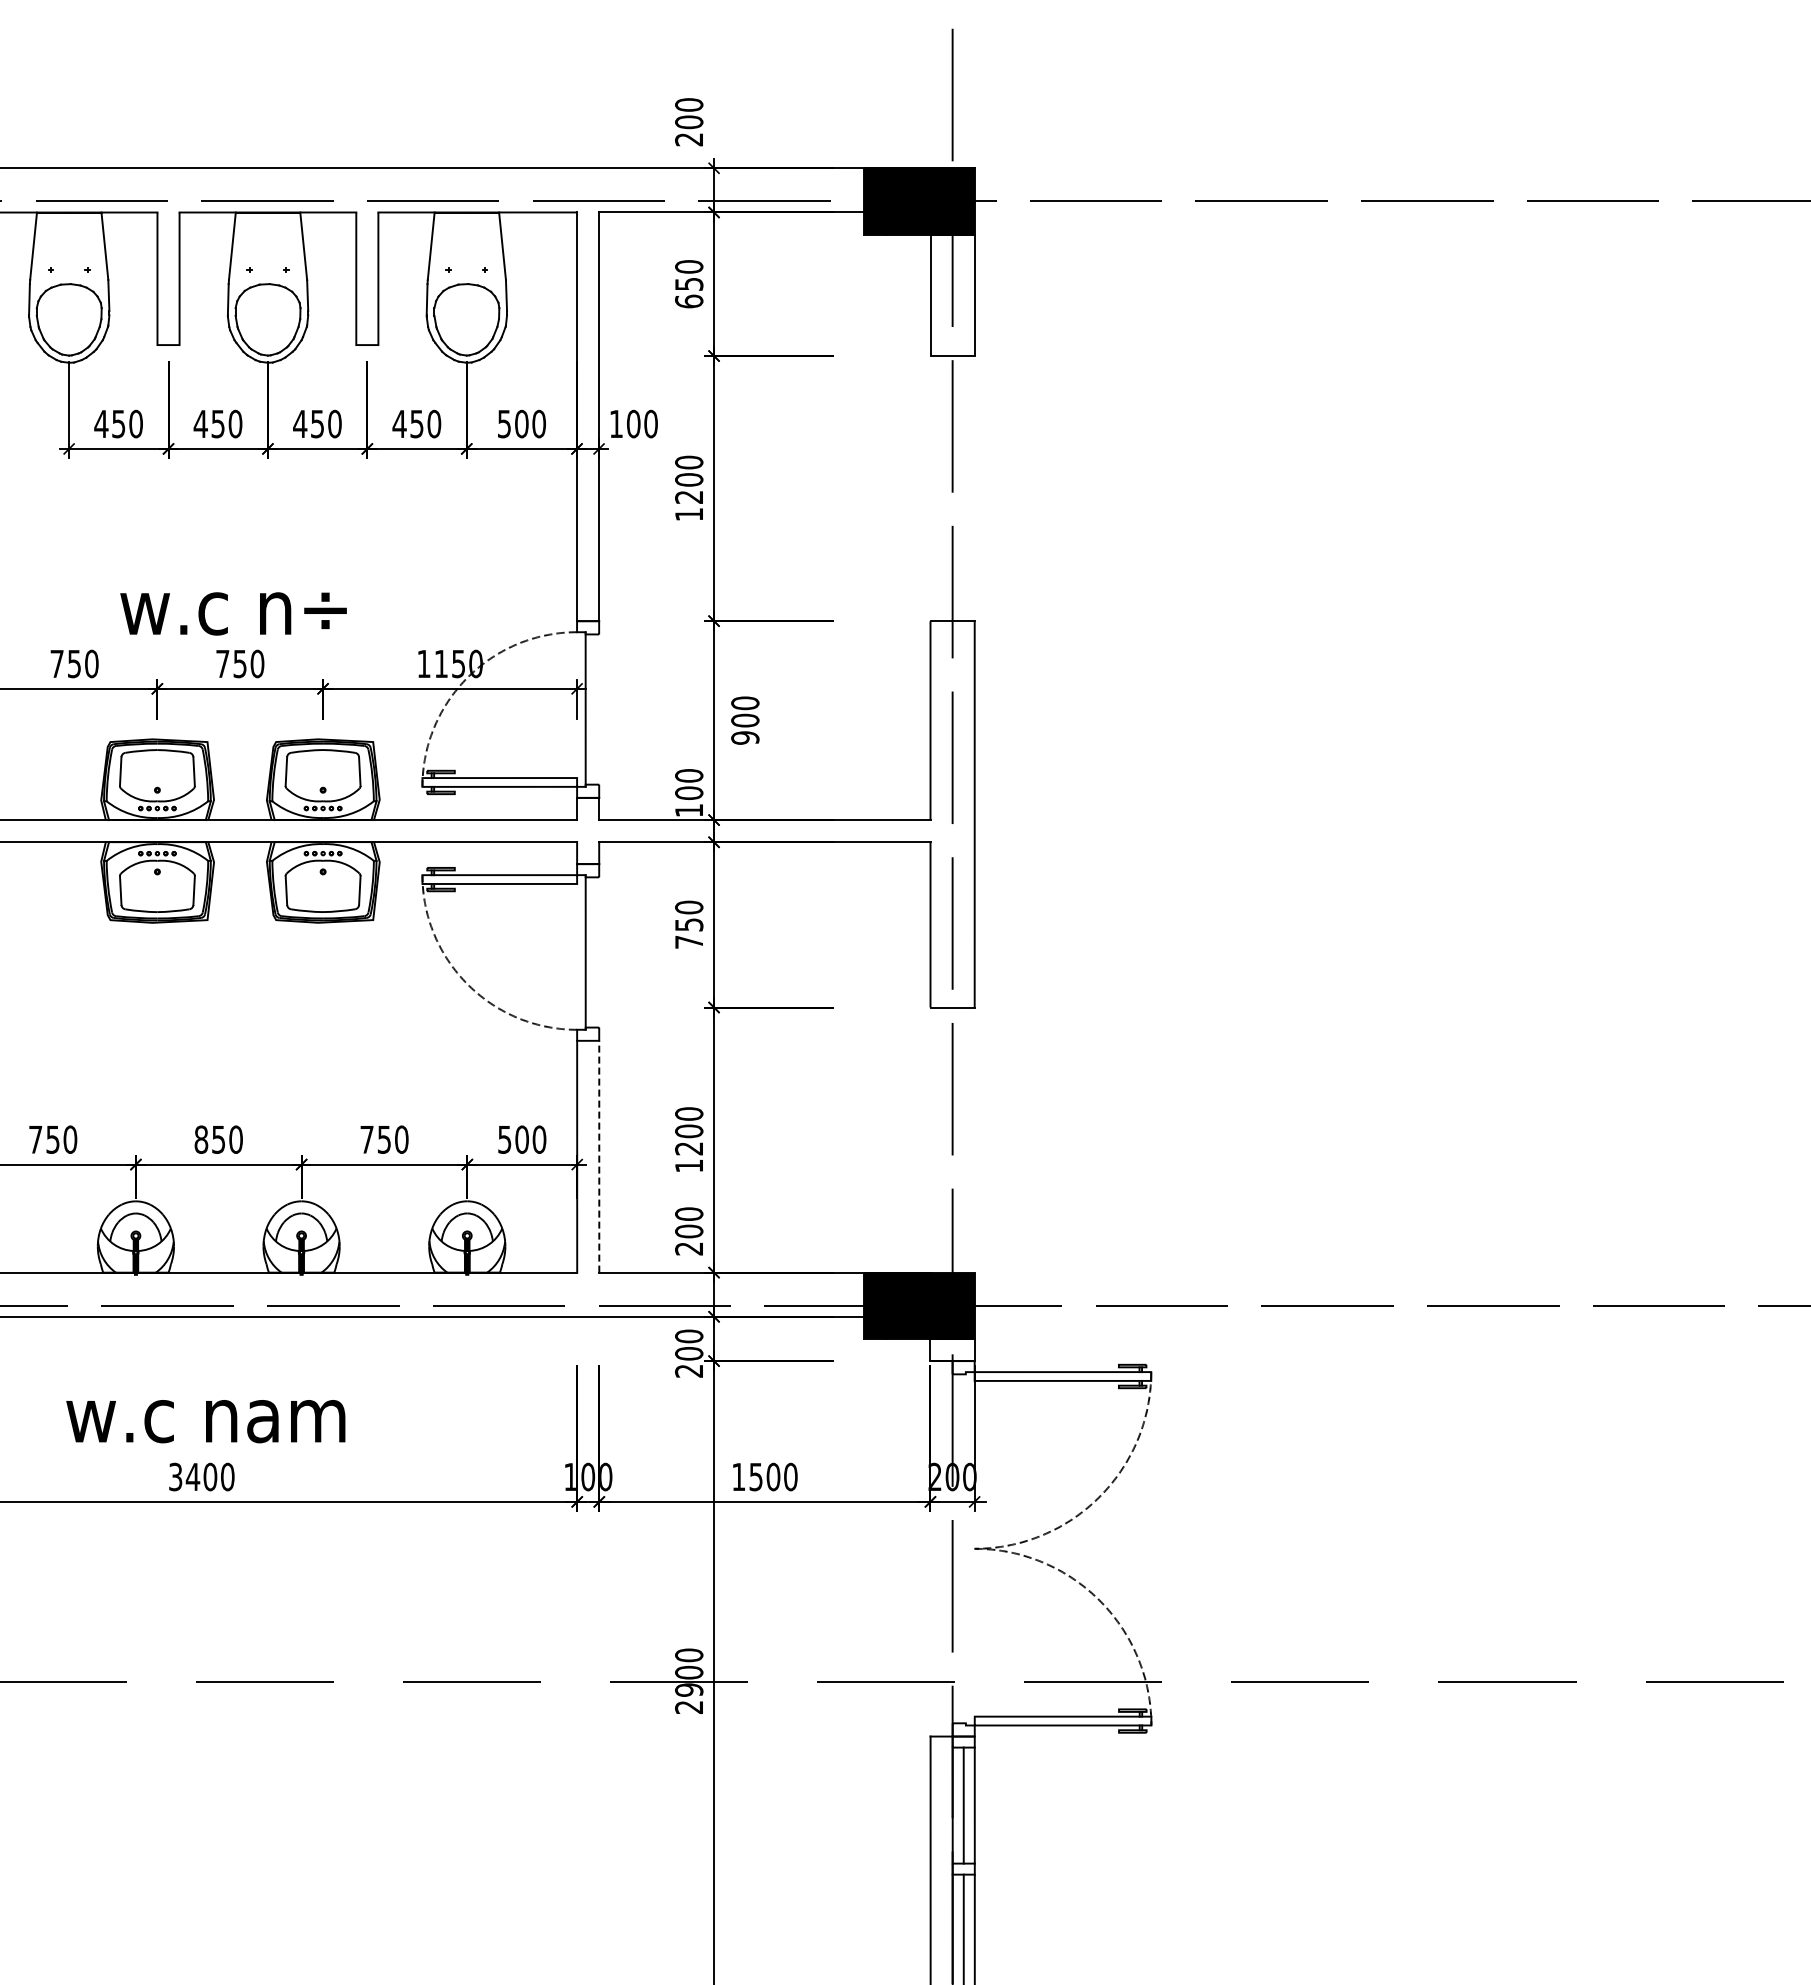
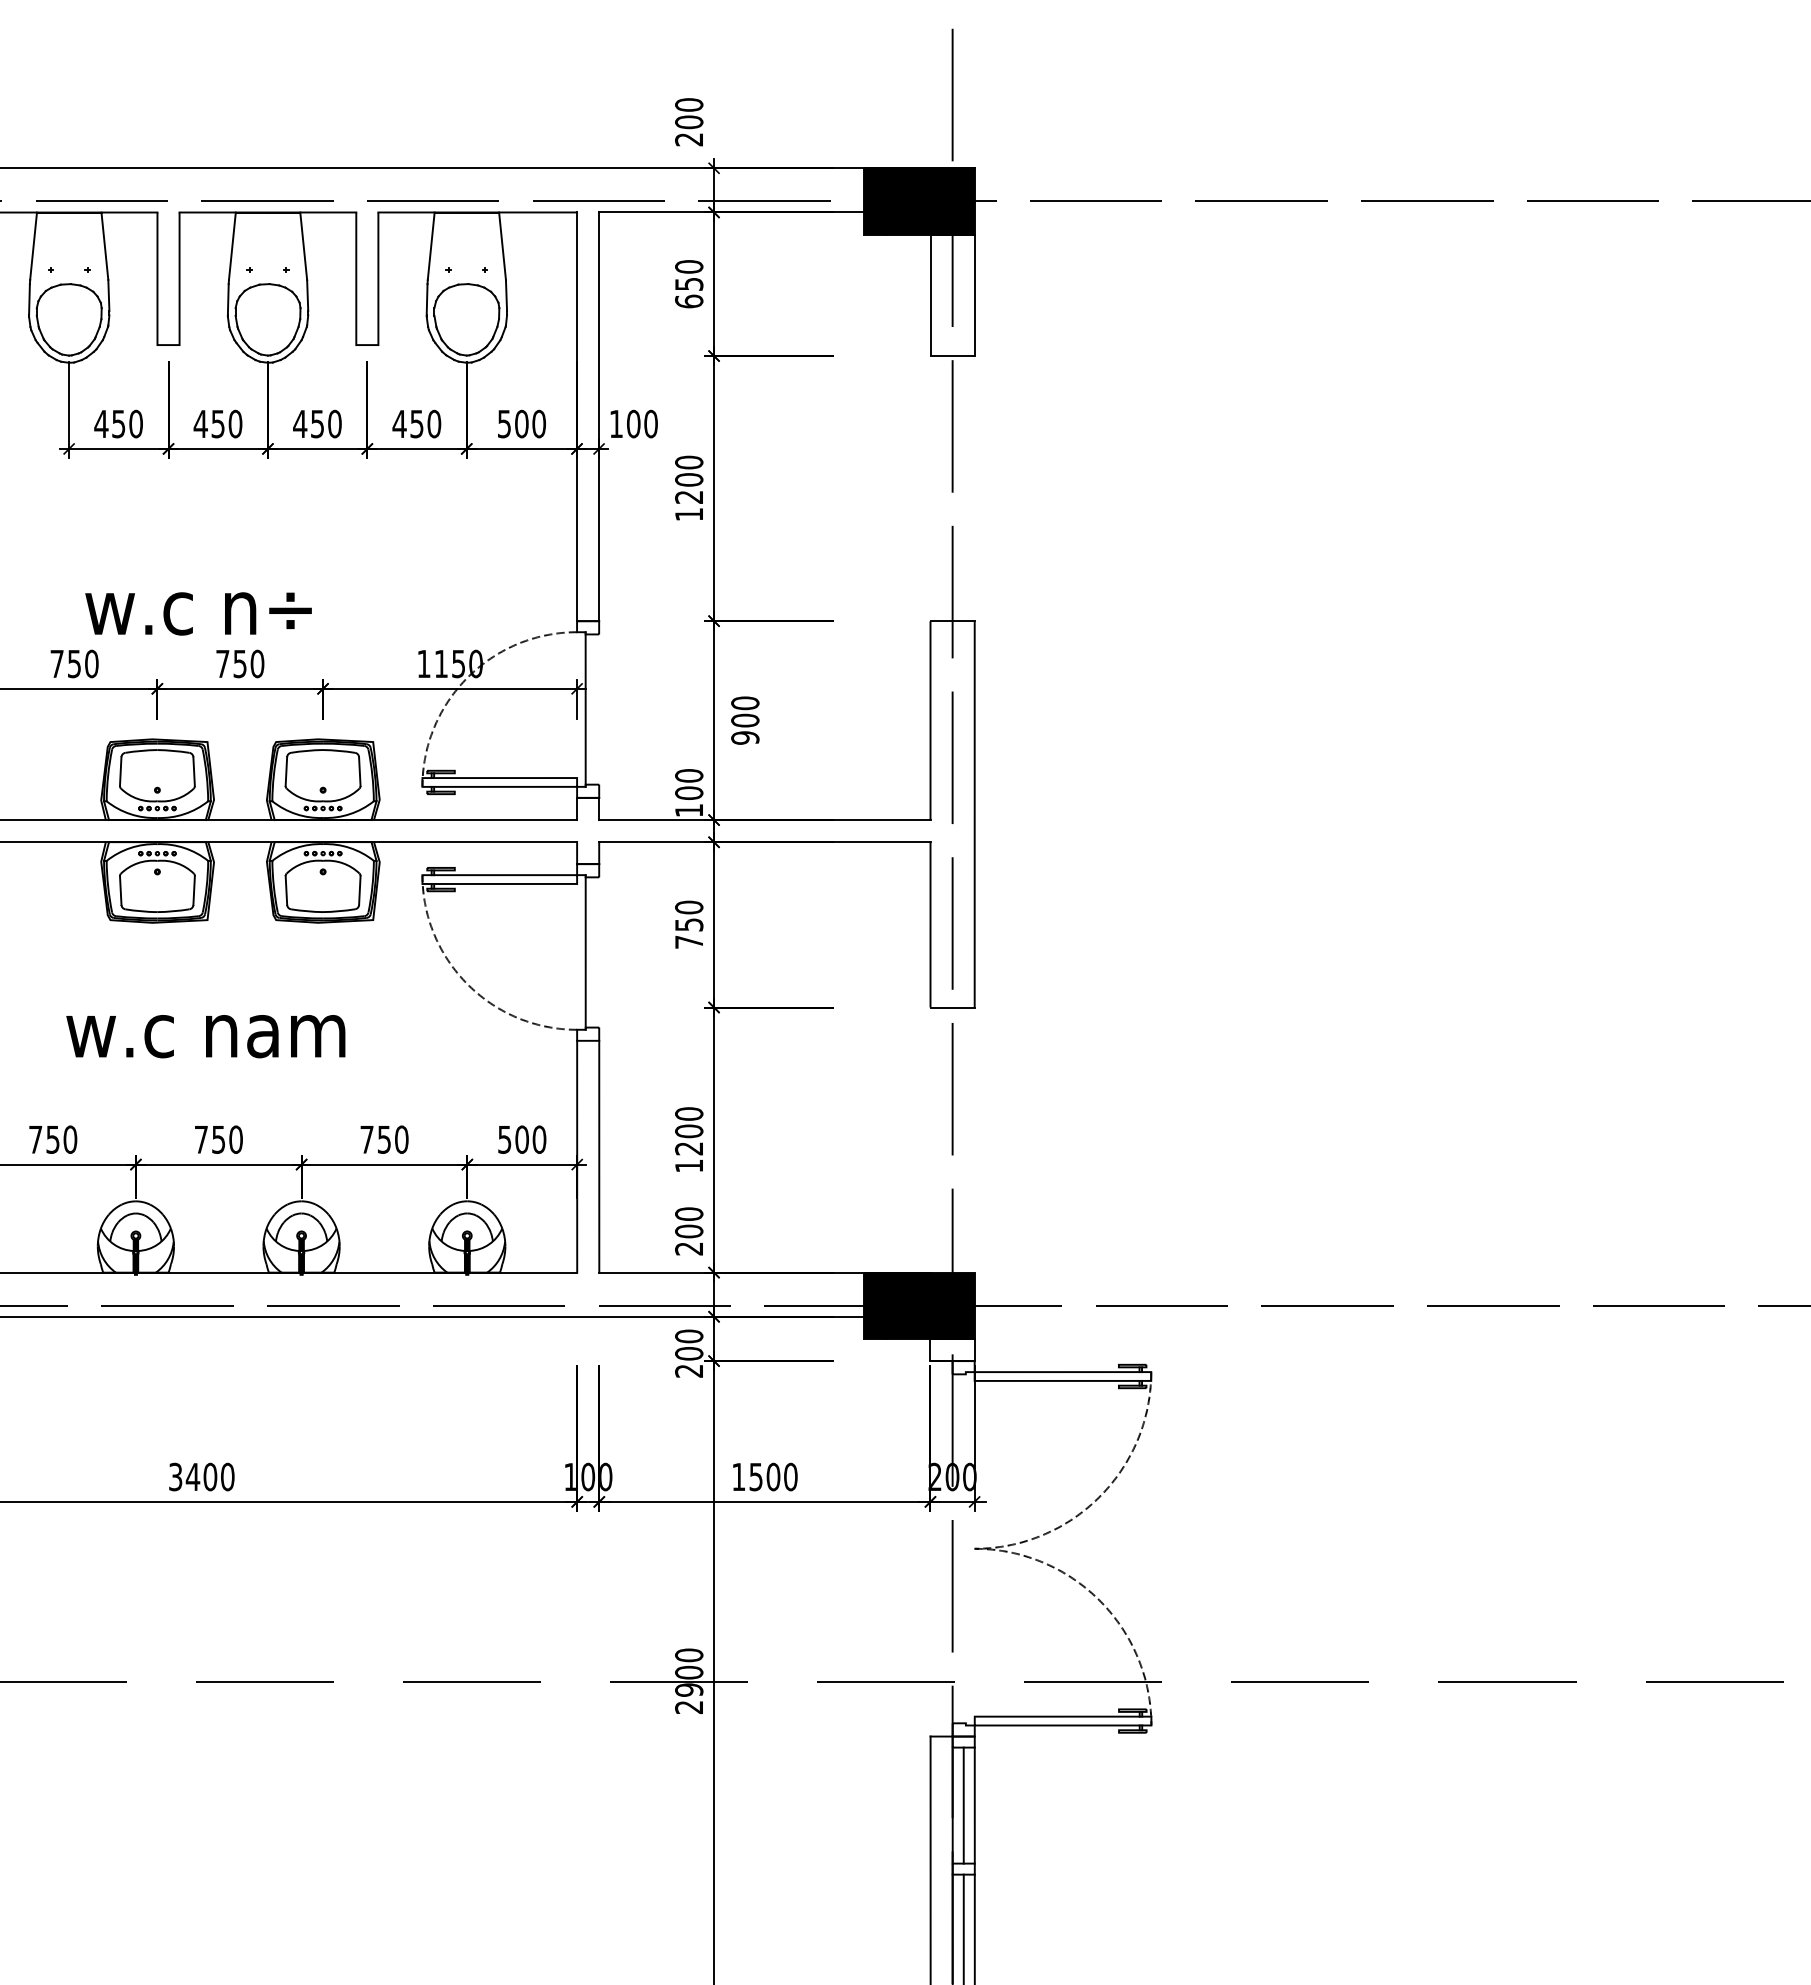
text position: (233, 613) -> (198, 613) (198, 613)
text: 850 -> 750 (201, 1139)
line: dashed -> solid (599, 1156)
text position: (205, 1421) -> (205, 1036) (205, 1036)
